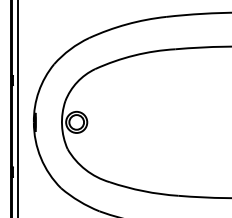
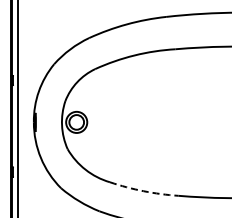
arc: solid -> dashed (143, 191)
